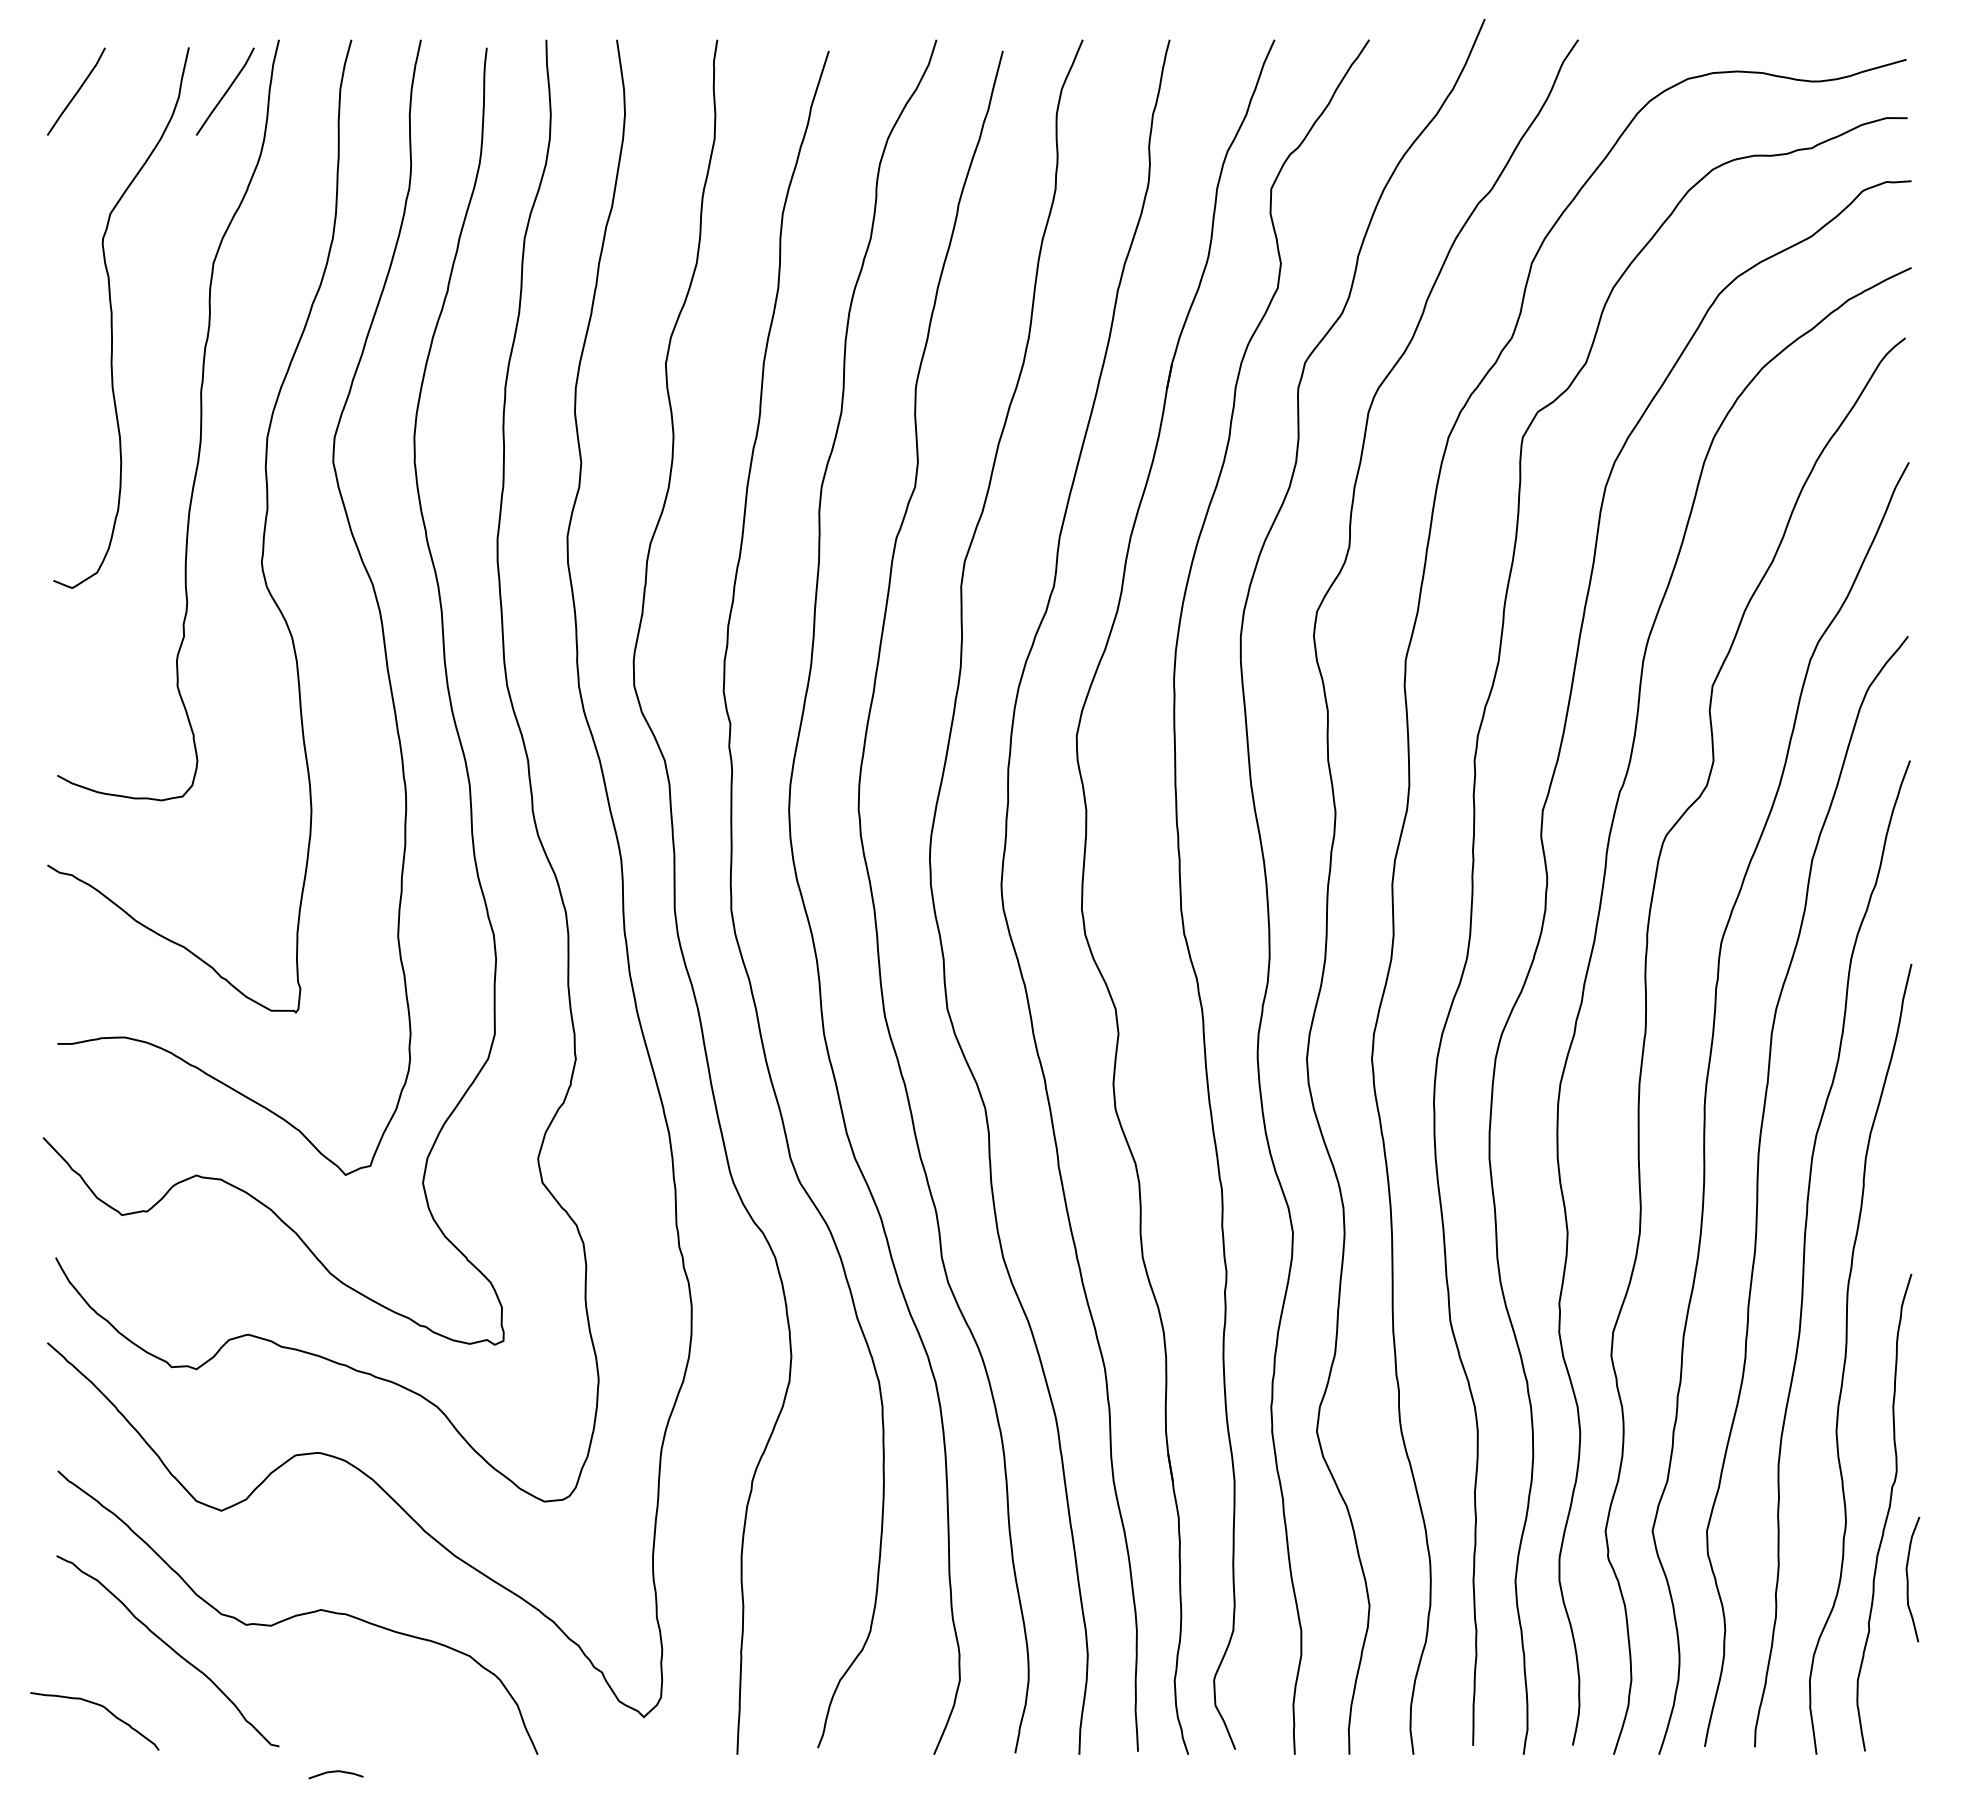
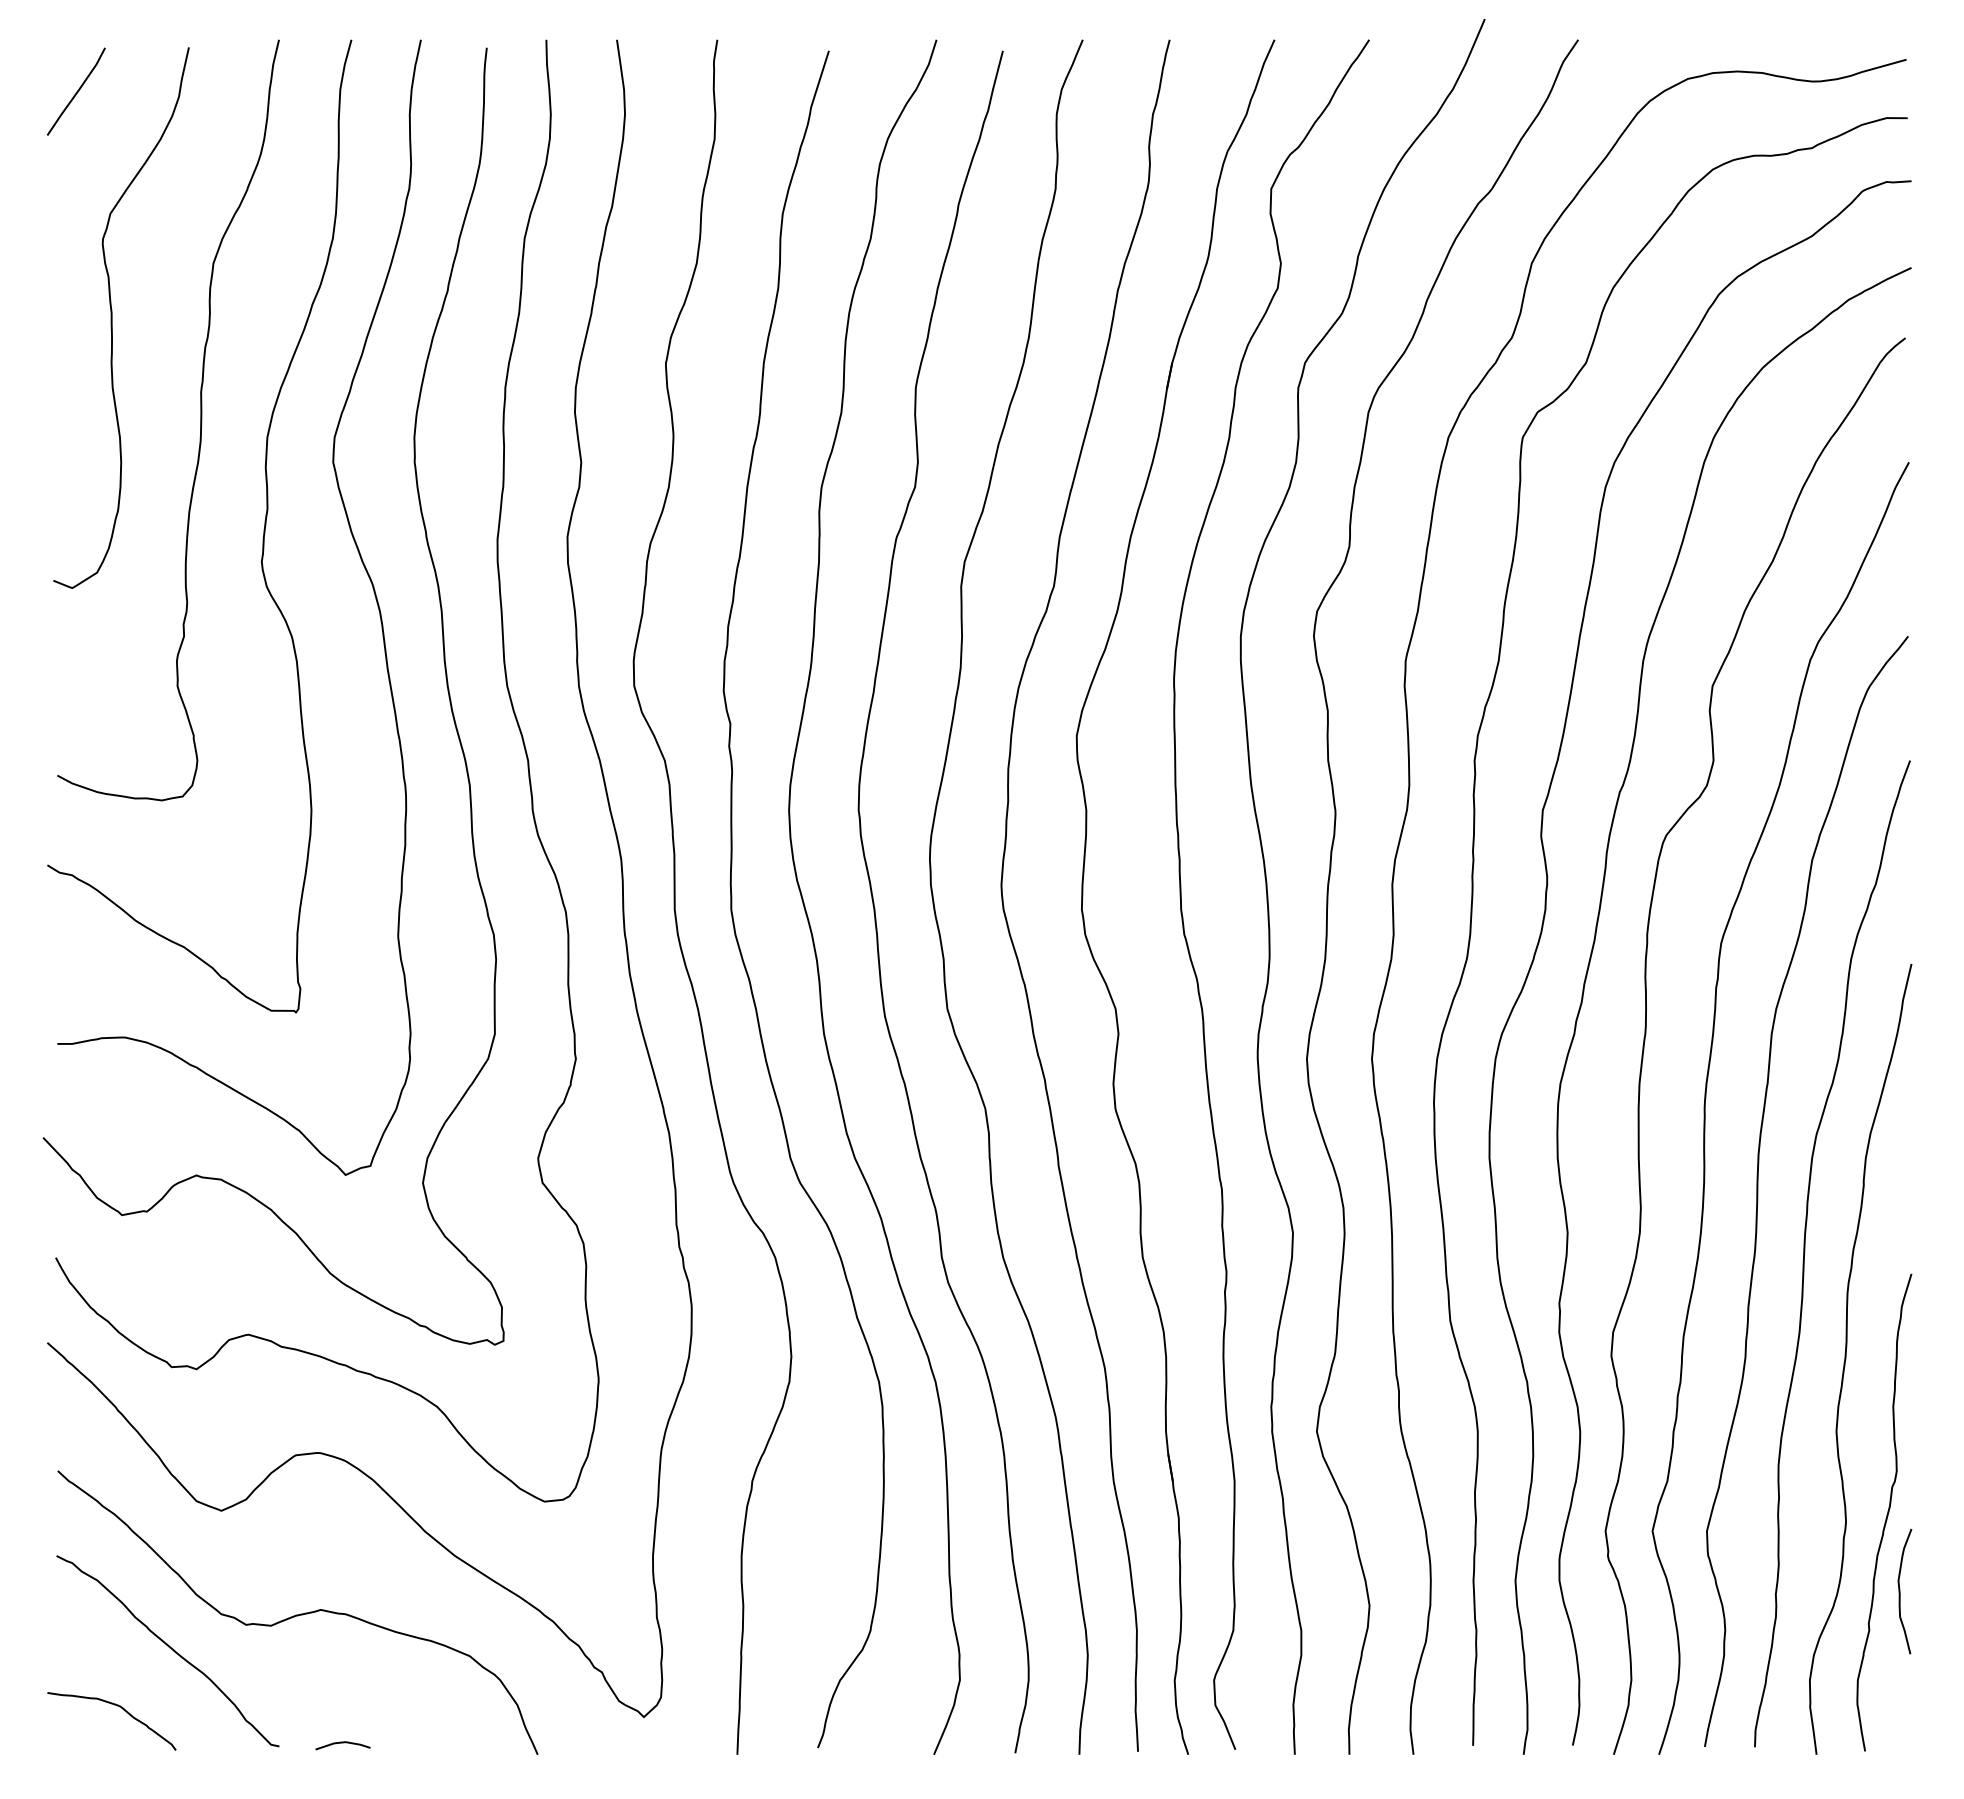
curve: present -> none (225, 91)
curve position: (1908, 1579) -> (1900, 1591) (1900, 1591)
curve position: (102, 1707) -> (119, 1707) (119, 1707)
line position: (335, 1772) -> (342, 1743) (342, 1743)
